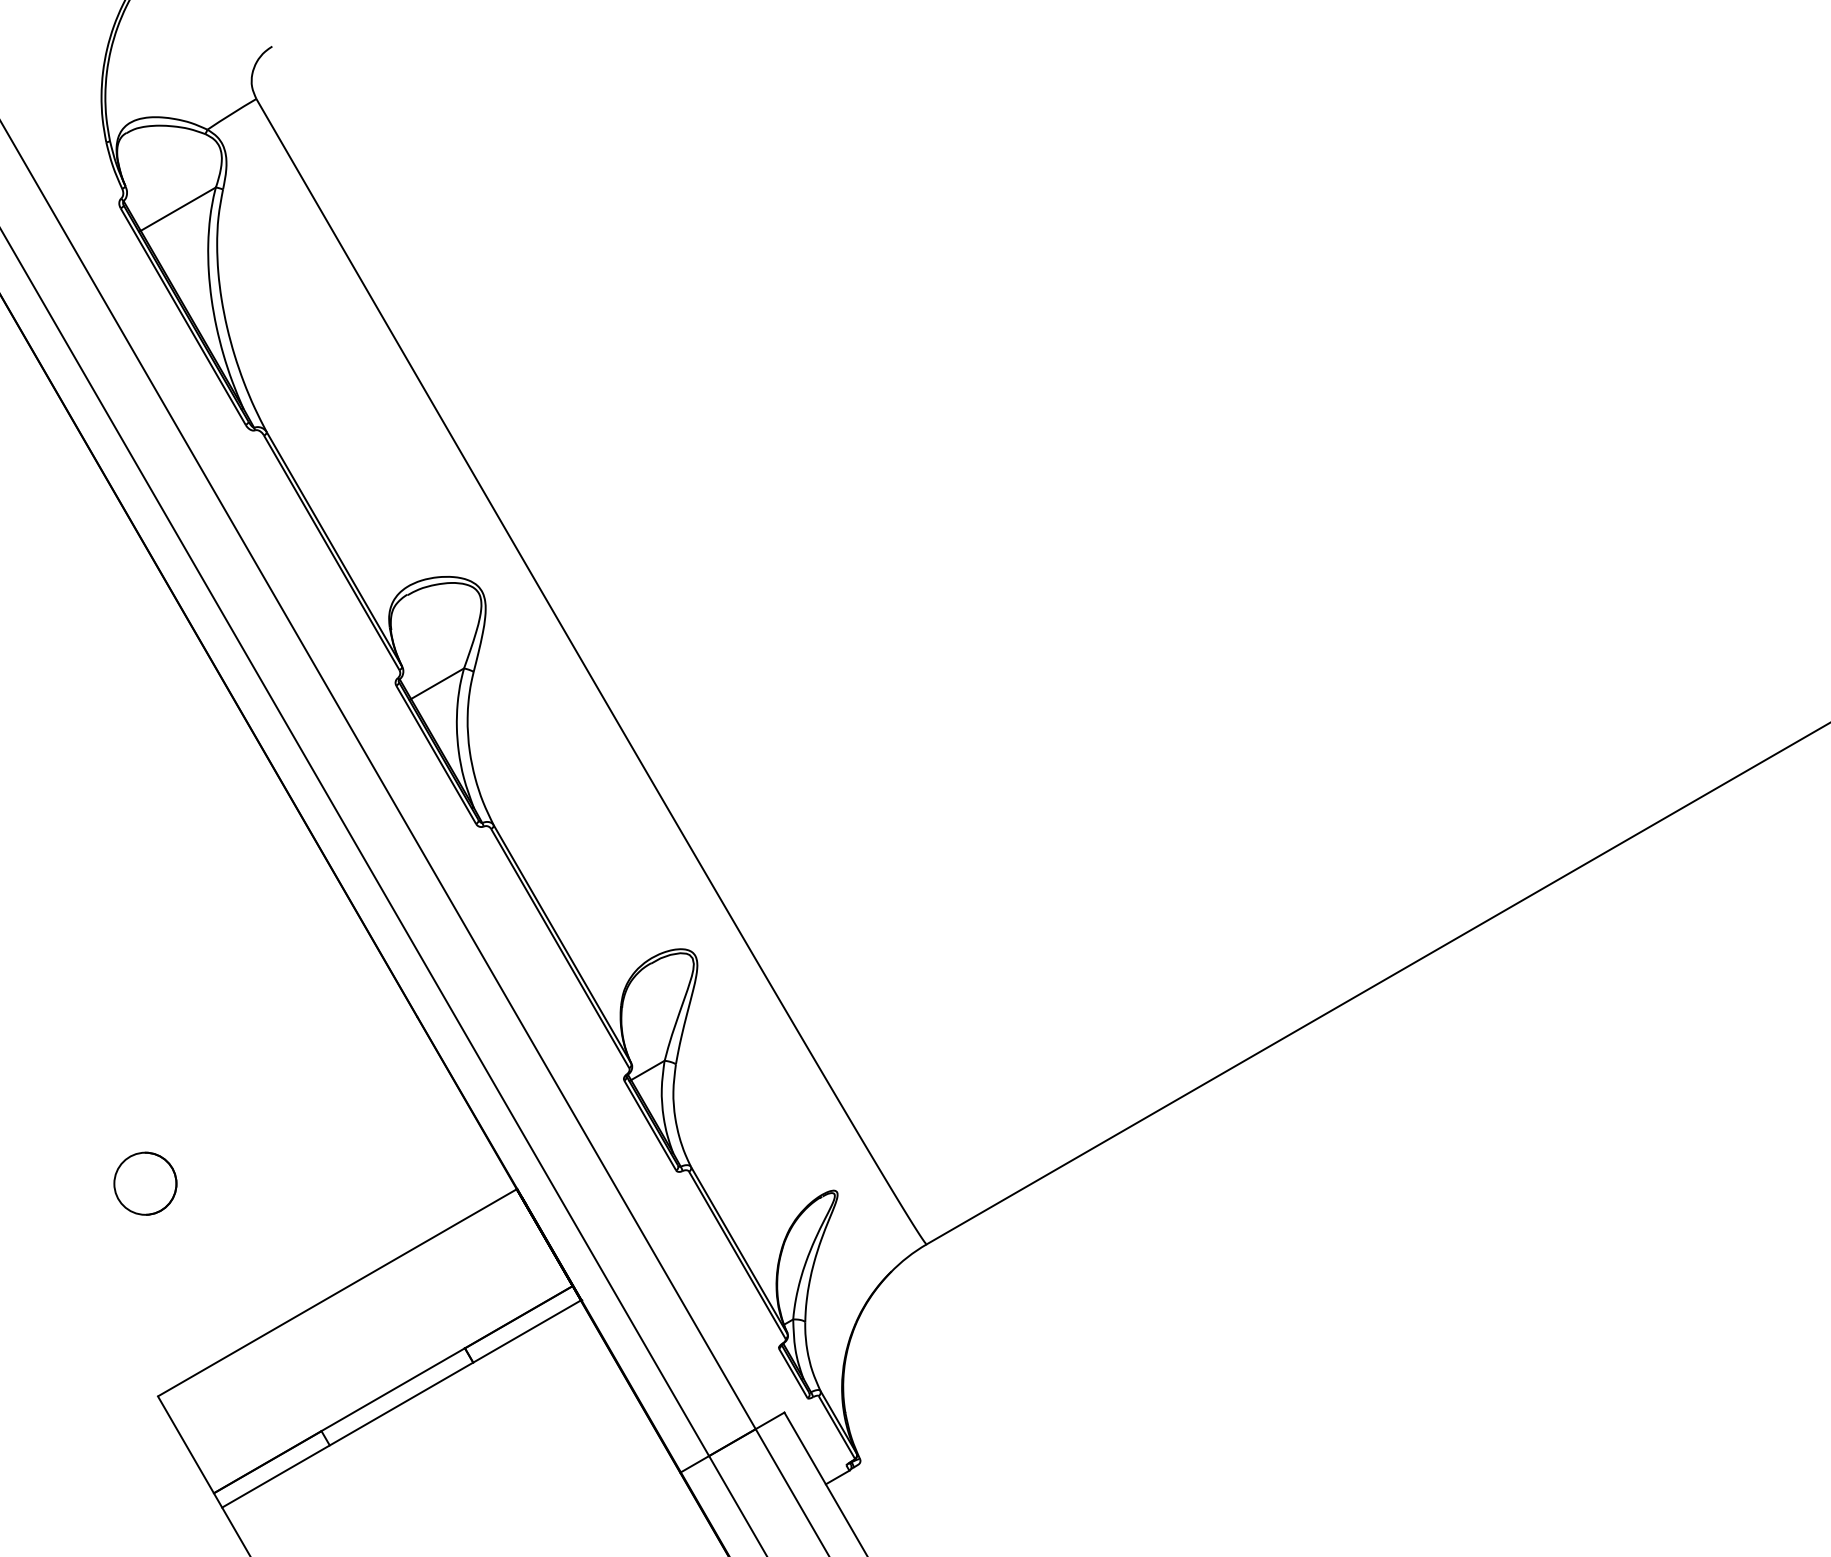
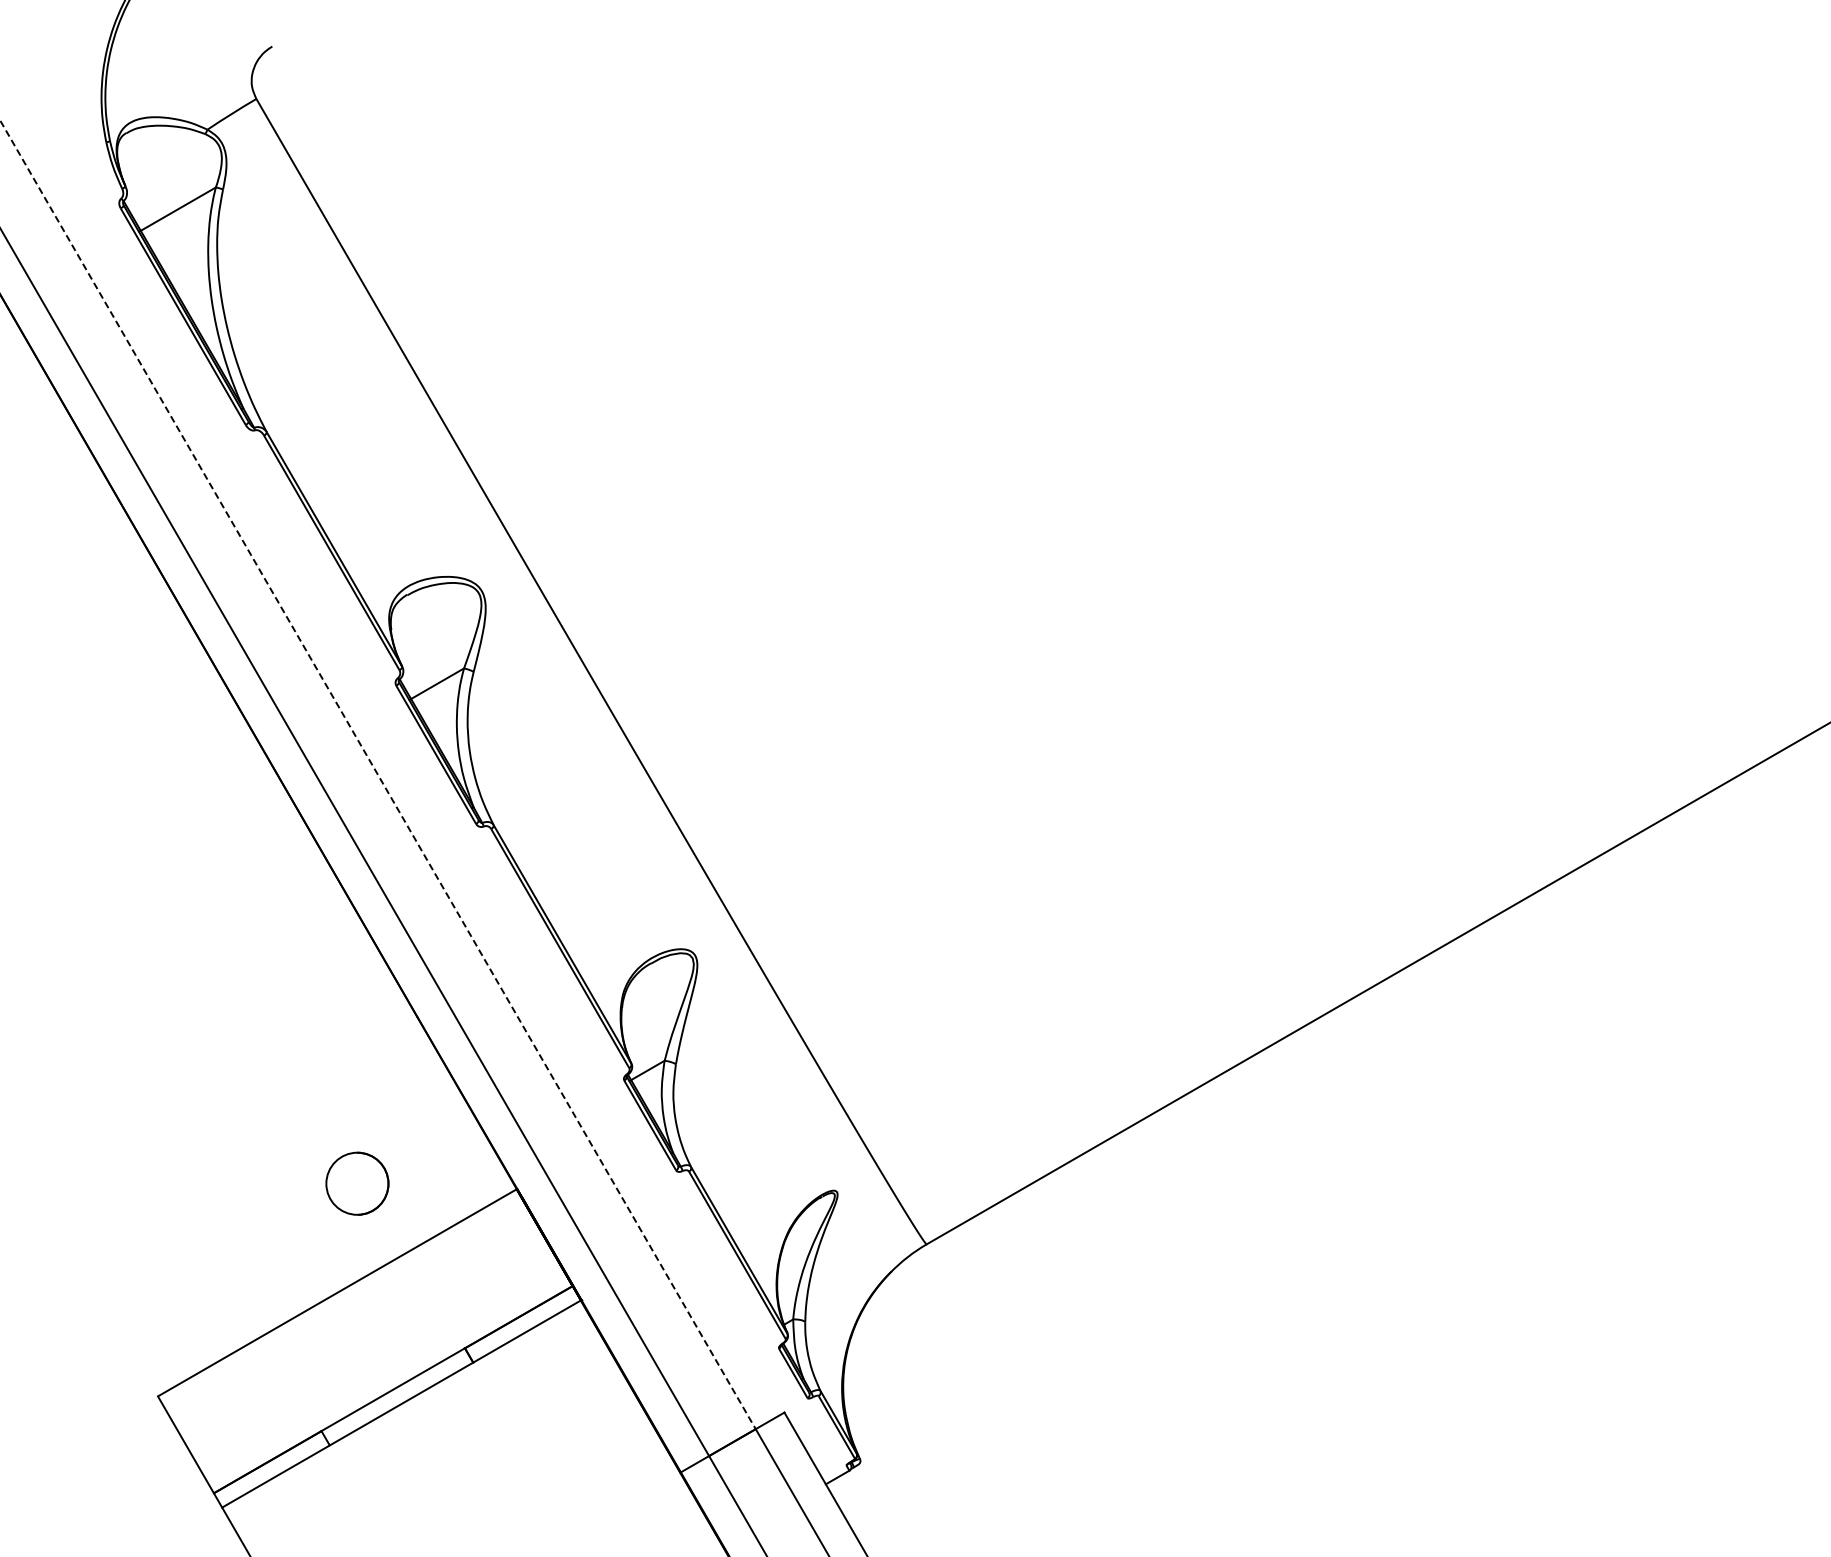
line: solid -> dashed (378, 775)
circle position: (145, 1183) -> (357, 1183) (357, 1183)
